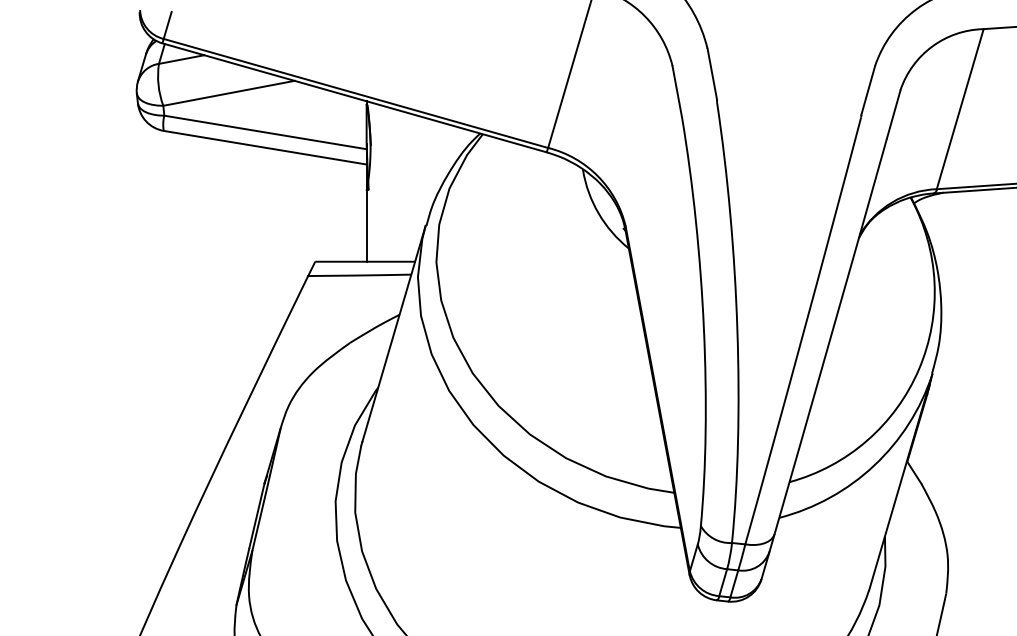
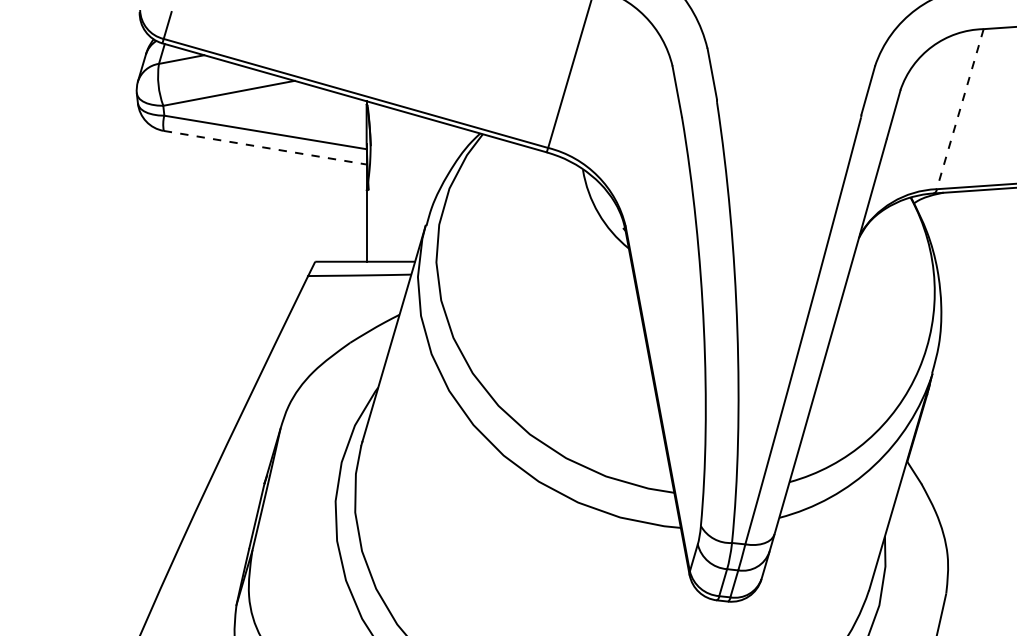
line: solid -> dashed (960, 109)
line: solid -> dashed (265, 147)
